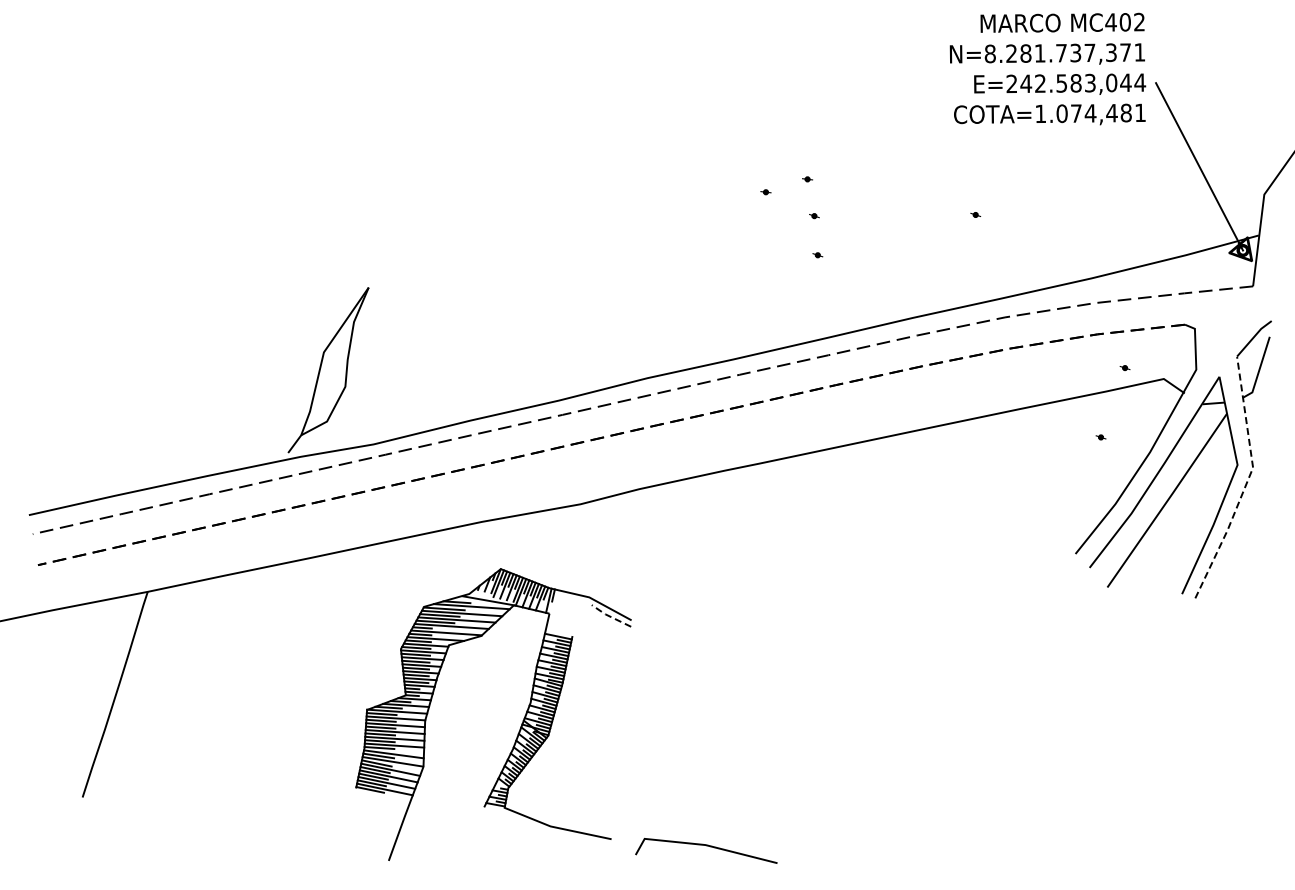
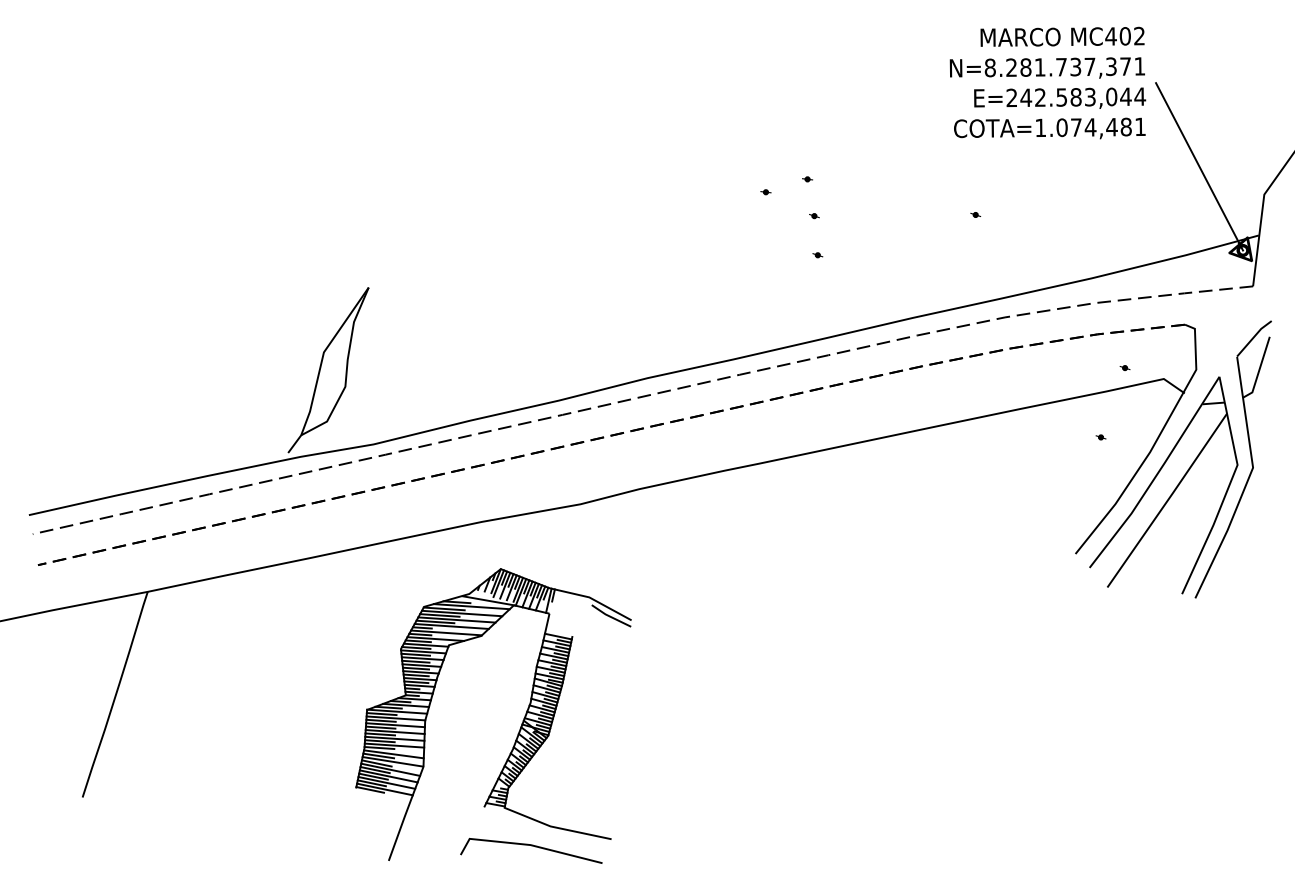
text position: (1047, 68) -> (1047, 82) (1047, 82)
line: dashed -> solid (1247, 482)
line: dashed -> solid (609, 616)
line position: (706, 846) -> (531, 846) (531, 846)
